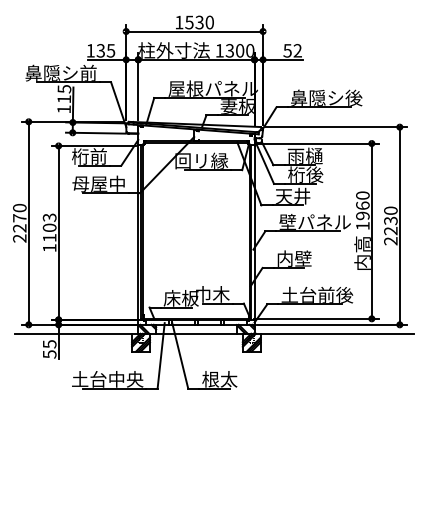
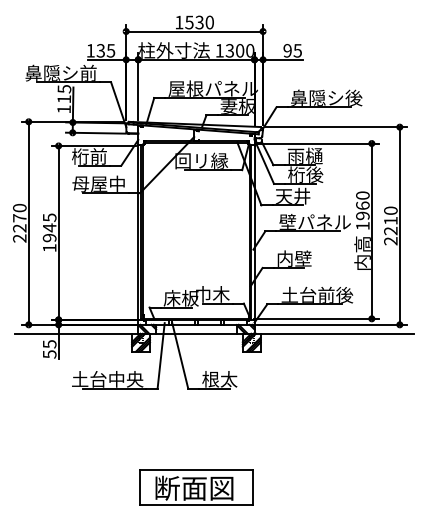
text: 52 -> 95 (292, 50)
text: 2230 -> 2210 (390, 220)
text: 1103 -> 1945 (49, 227)
part: none -> present (196, 487)
